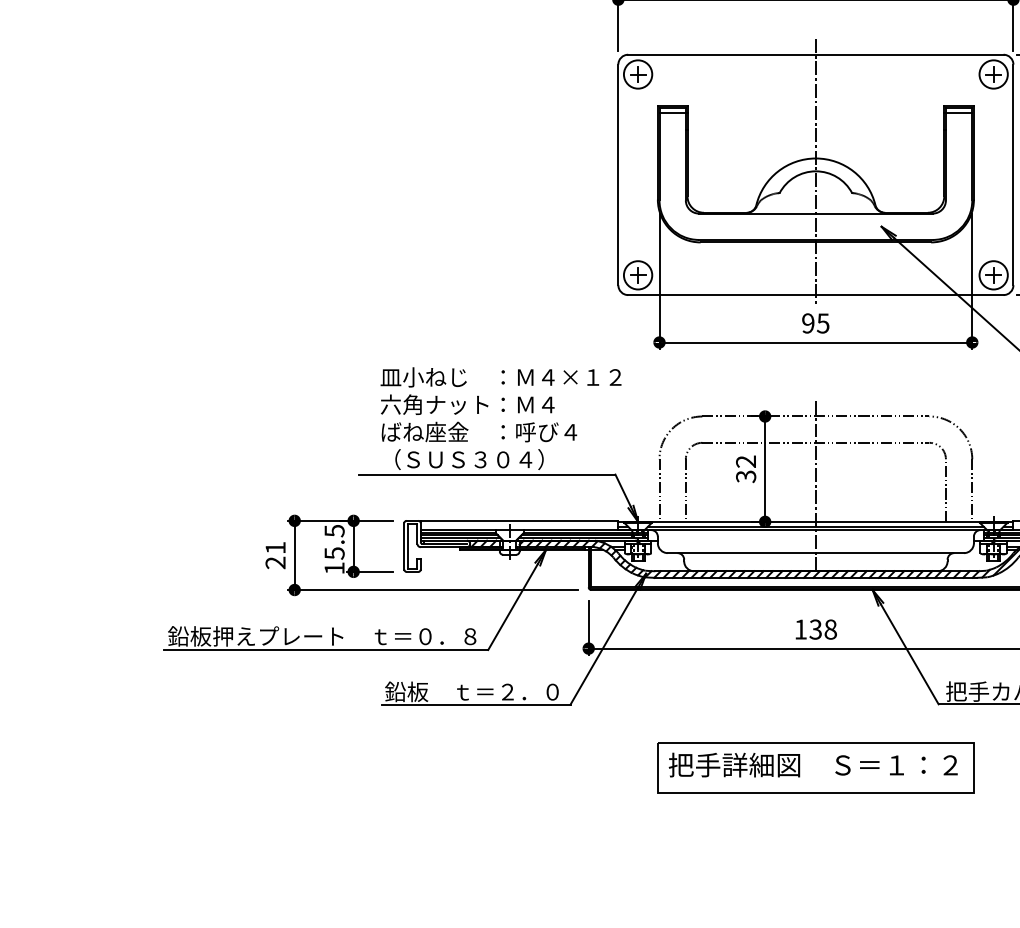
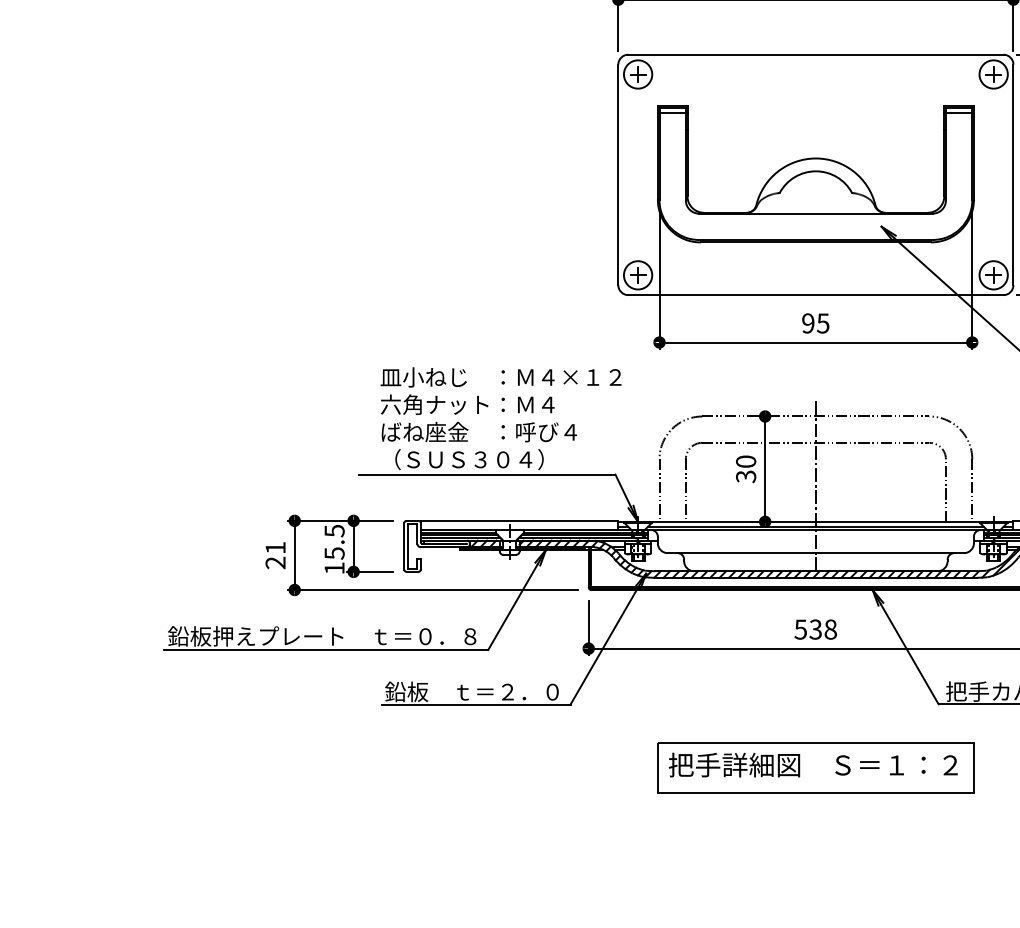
line: present -> none (815, 172)
text: 32 -> 30 (746, 461)
text: 138 -> 538 (800, 629)
